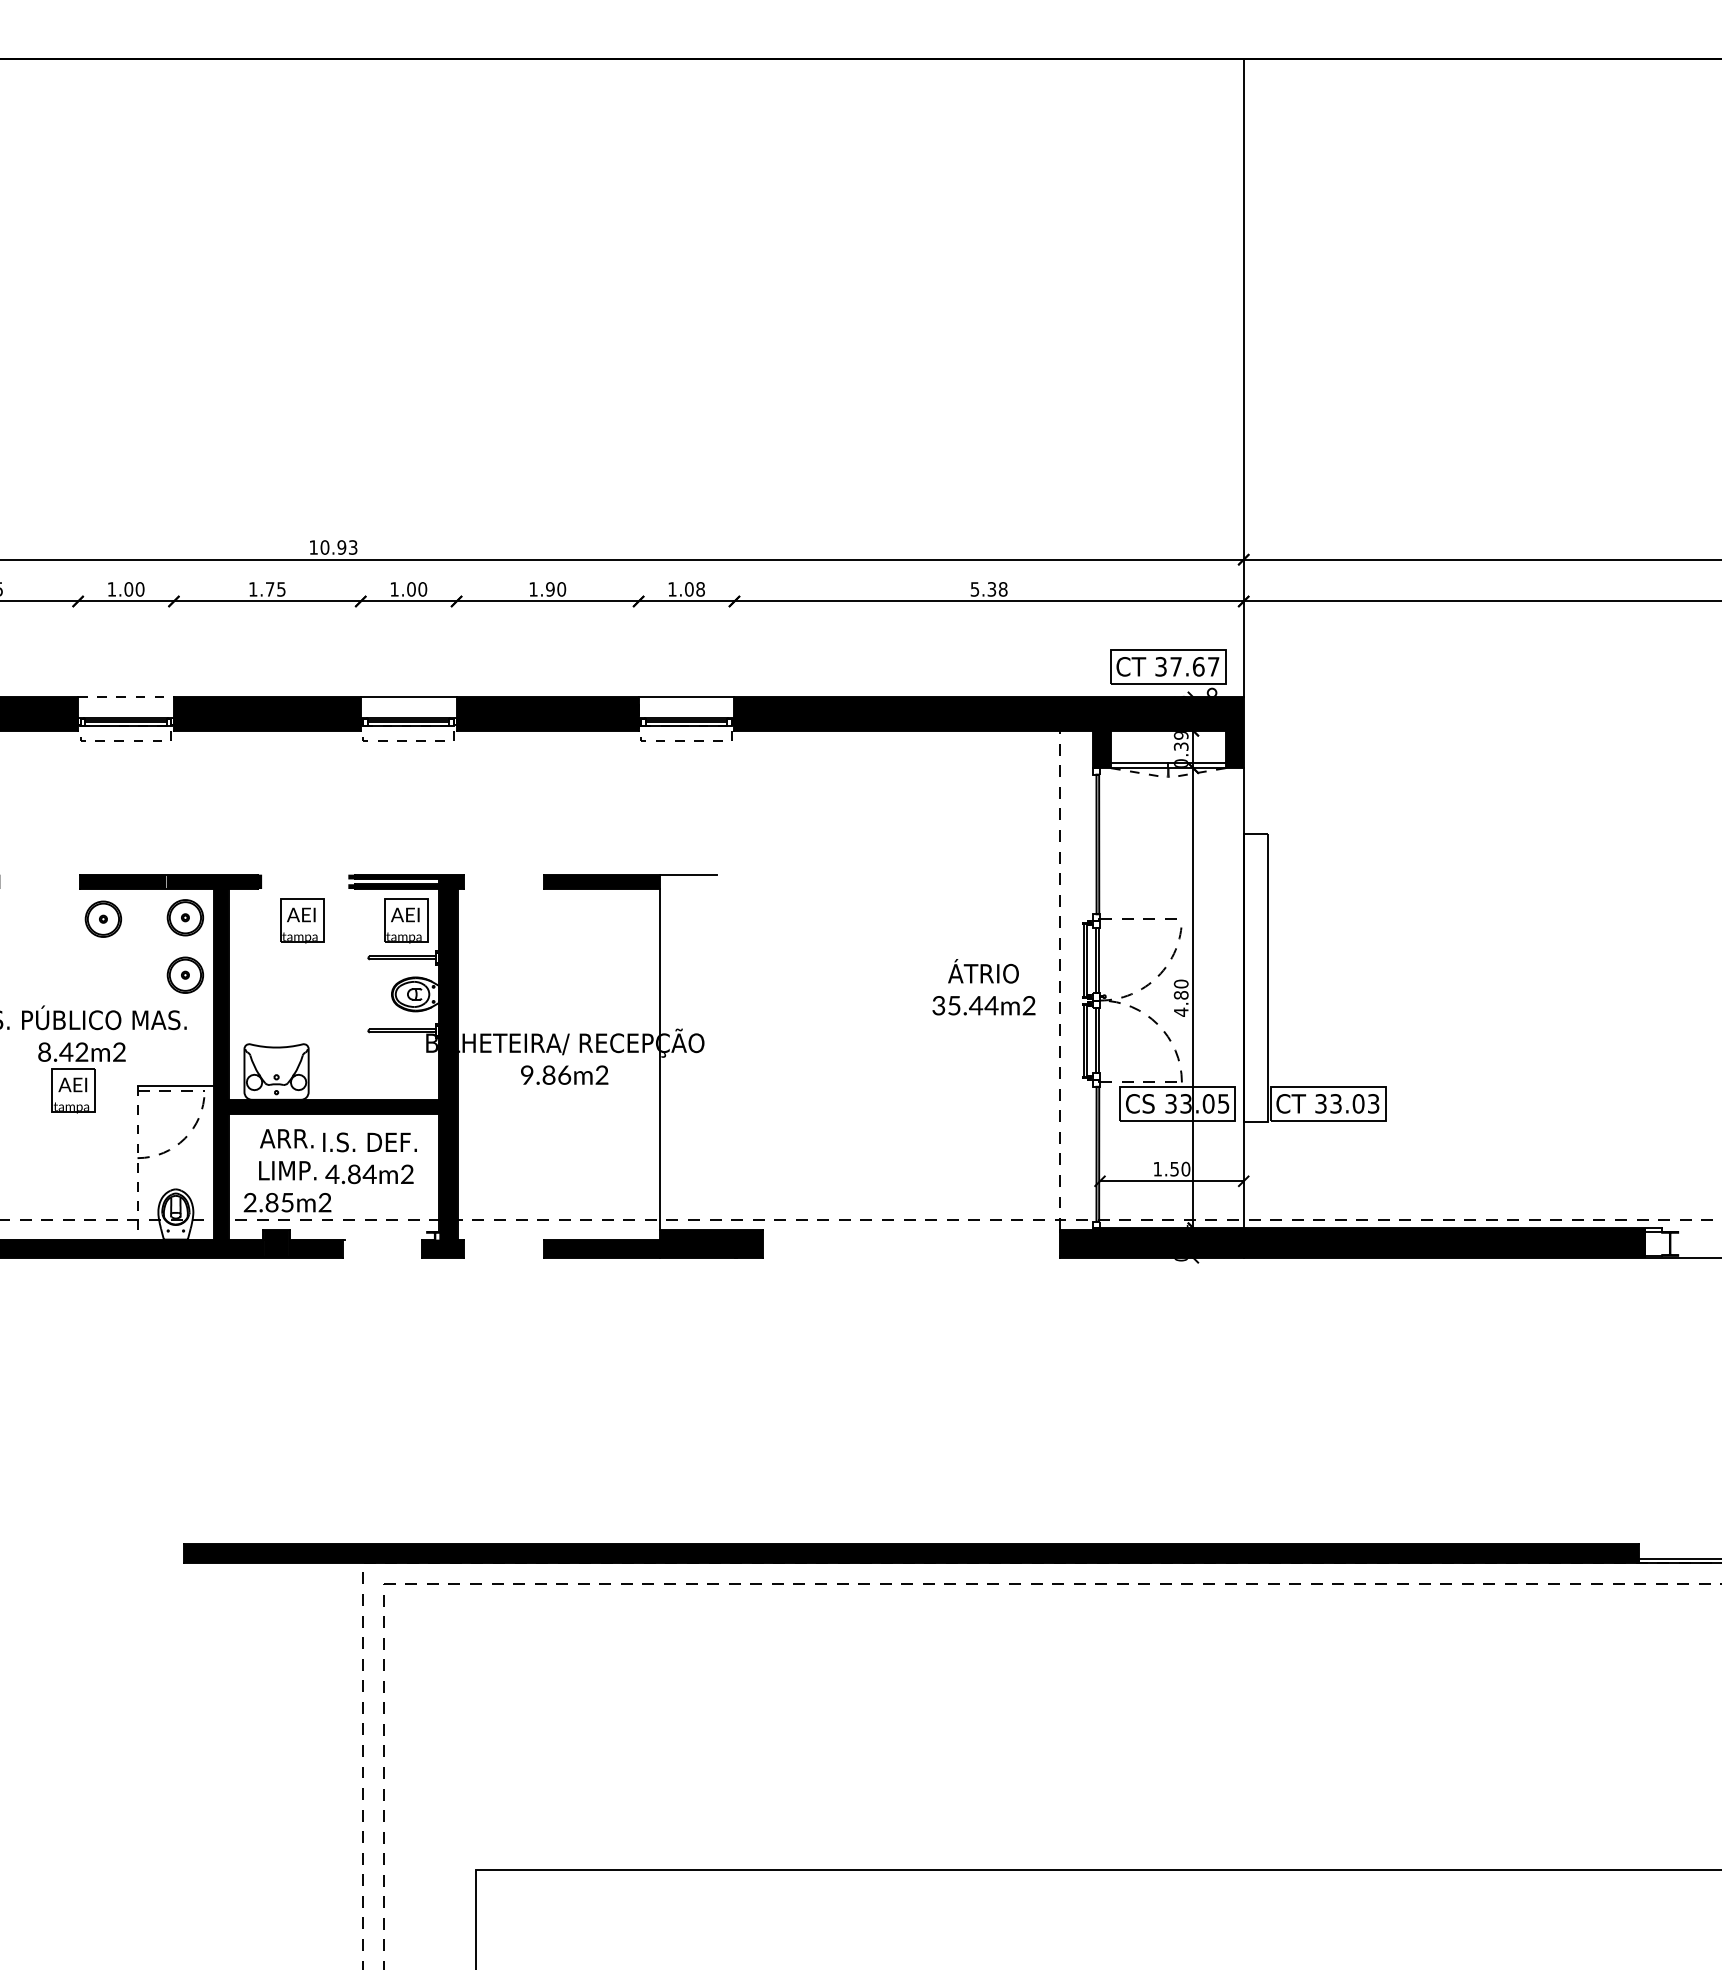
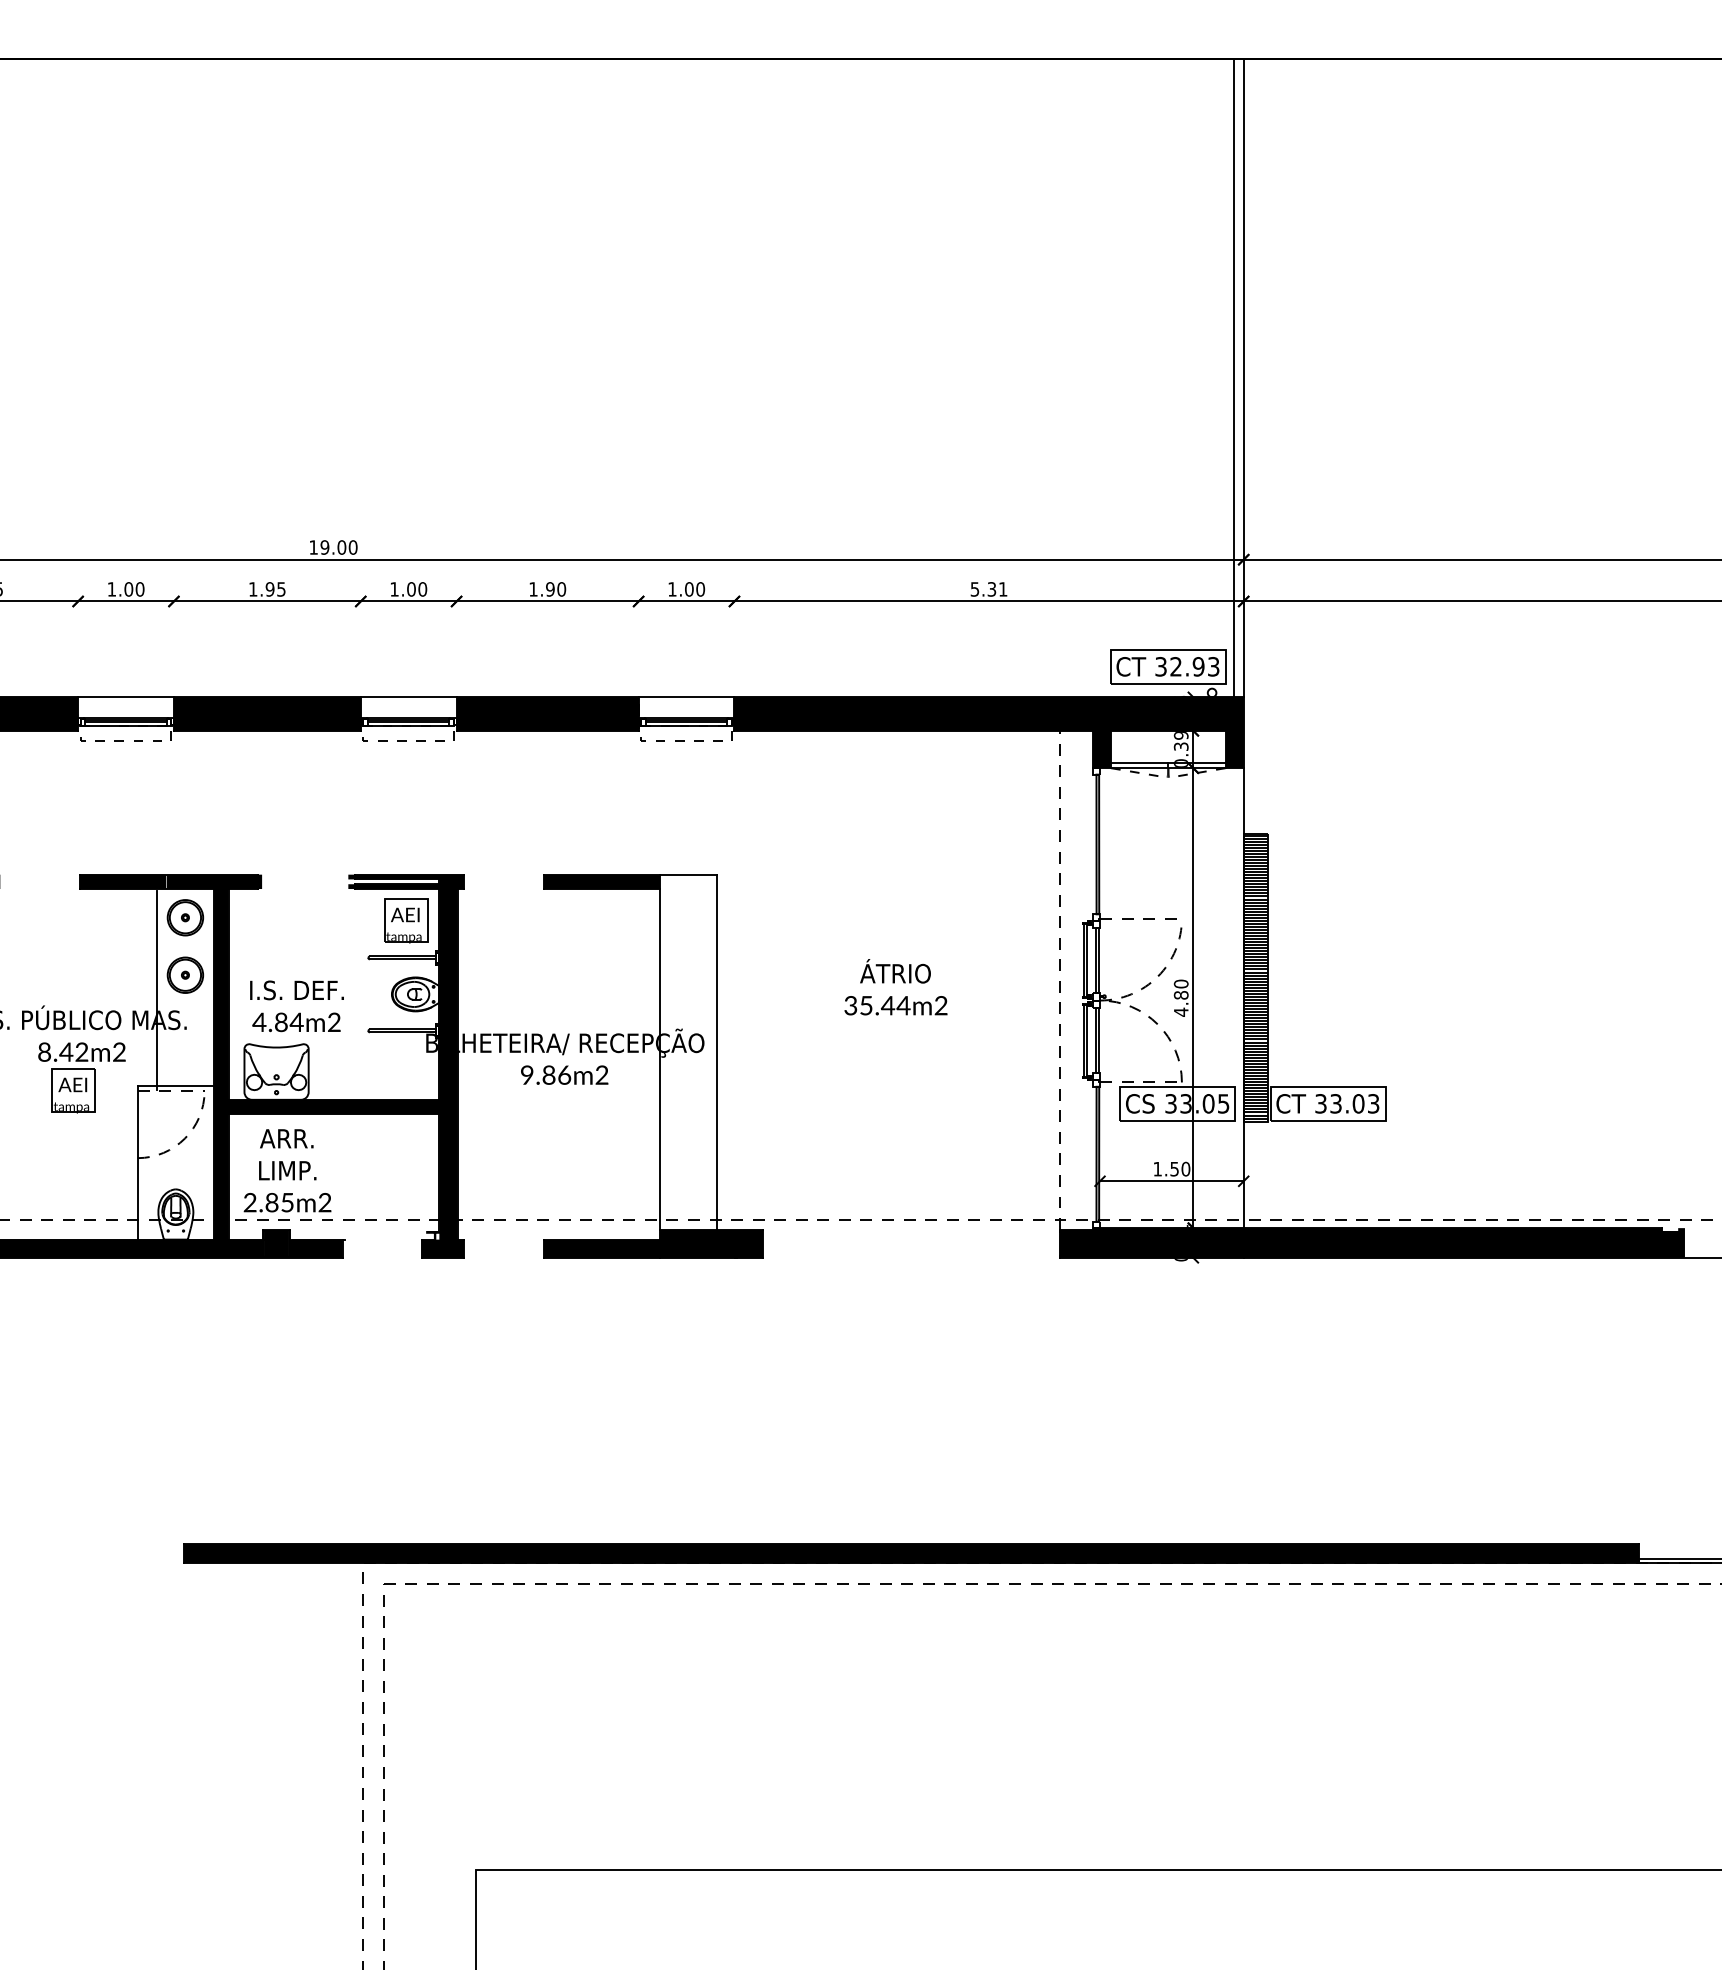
line: none -> present (1234, 378)
text: 10.93 -> 19.00 (338, 547)
text: 1.75 -> 1.95 (269, 589)
text: 1.08 -> 1.00 (700, 589)
text: 5.38 -> 5.31 (1002, 589)
text: 37.67 -> 32.93 (1194, 666)
line: dashed -> solid (126, 697)
part: present -> none (103, 918)
part: present -> none (302, 920)
hatch: none -> present (1255, 976)
text position: (983, 987) -> (895, 987) (895, 987)
line: none -> present (156, 990)
line: none -> present (717, 1052)
text position: (369, 1158) -> (296, 1006) (296, 1006)
line: dashed -> solid (137, 1162)
fill: none -> present (1664, 1242)
